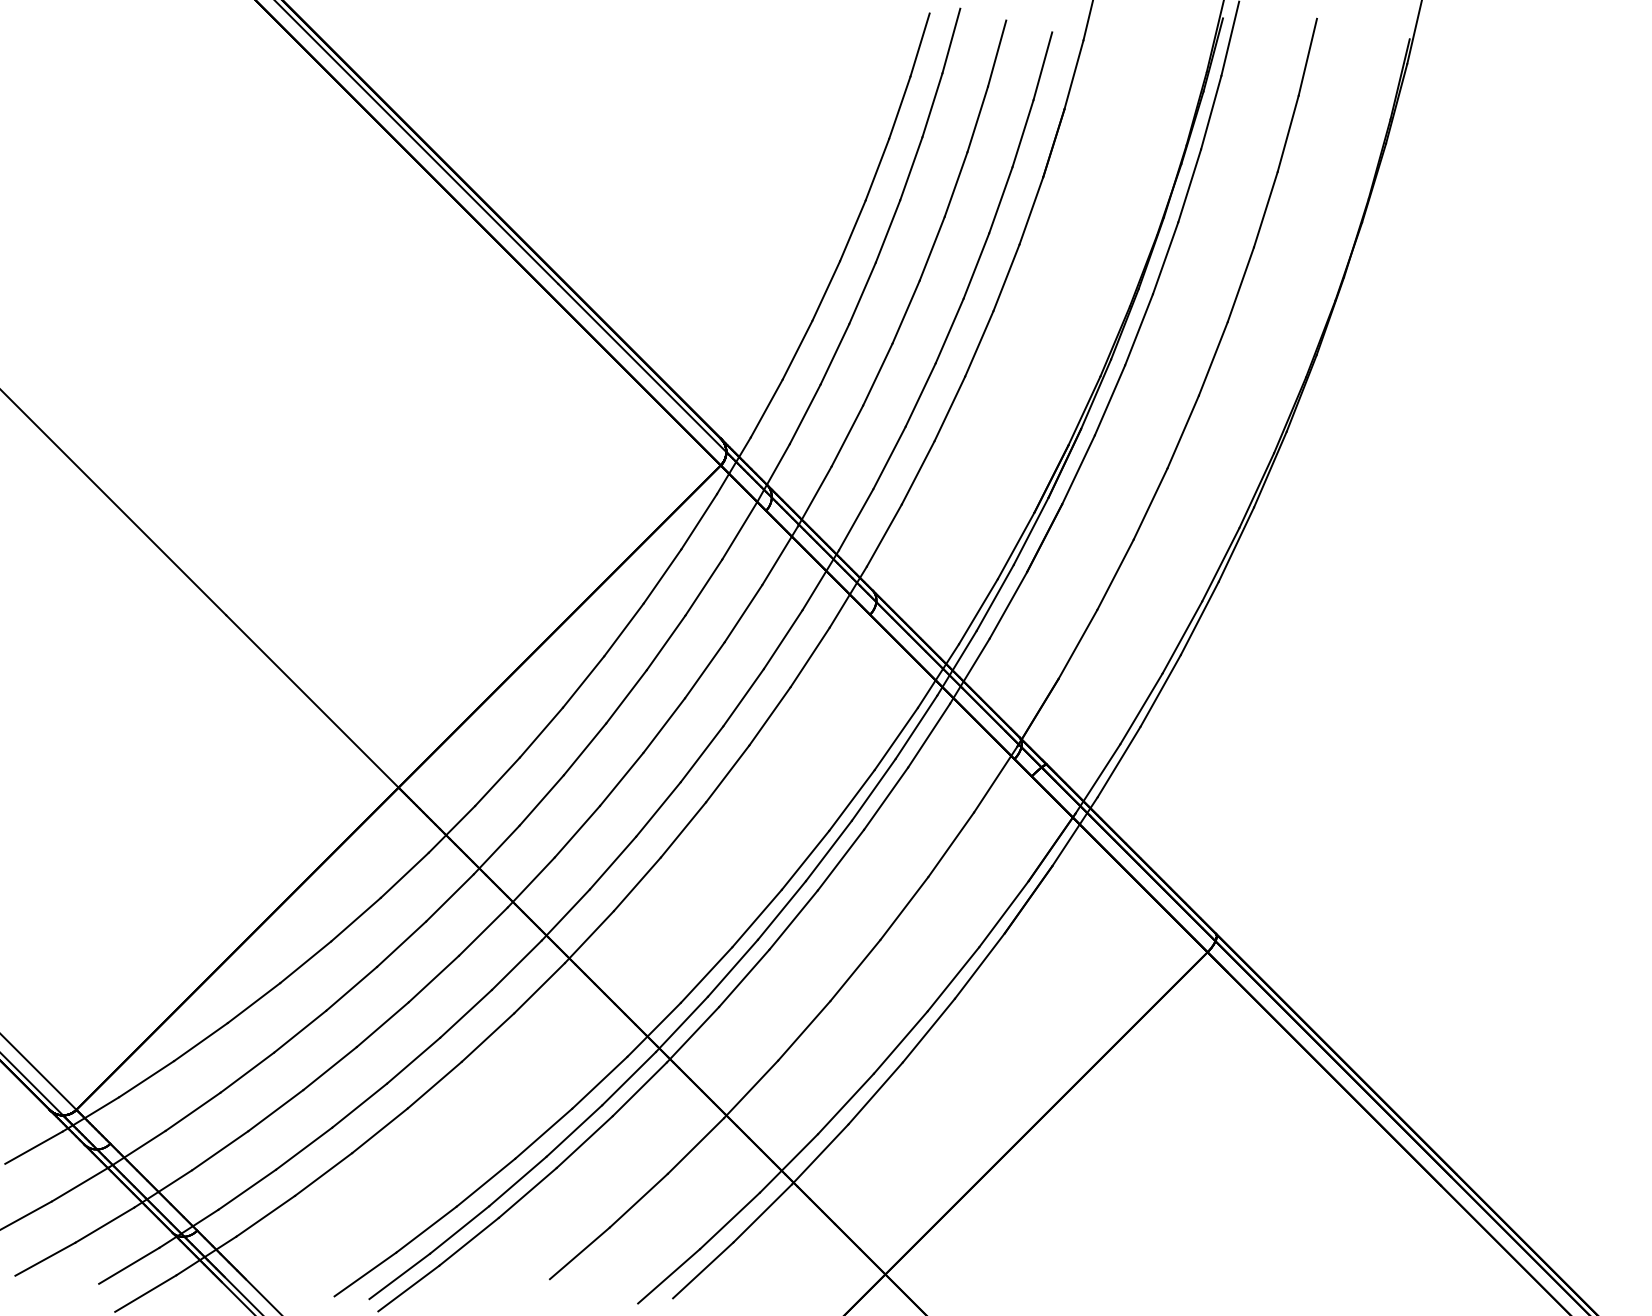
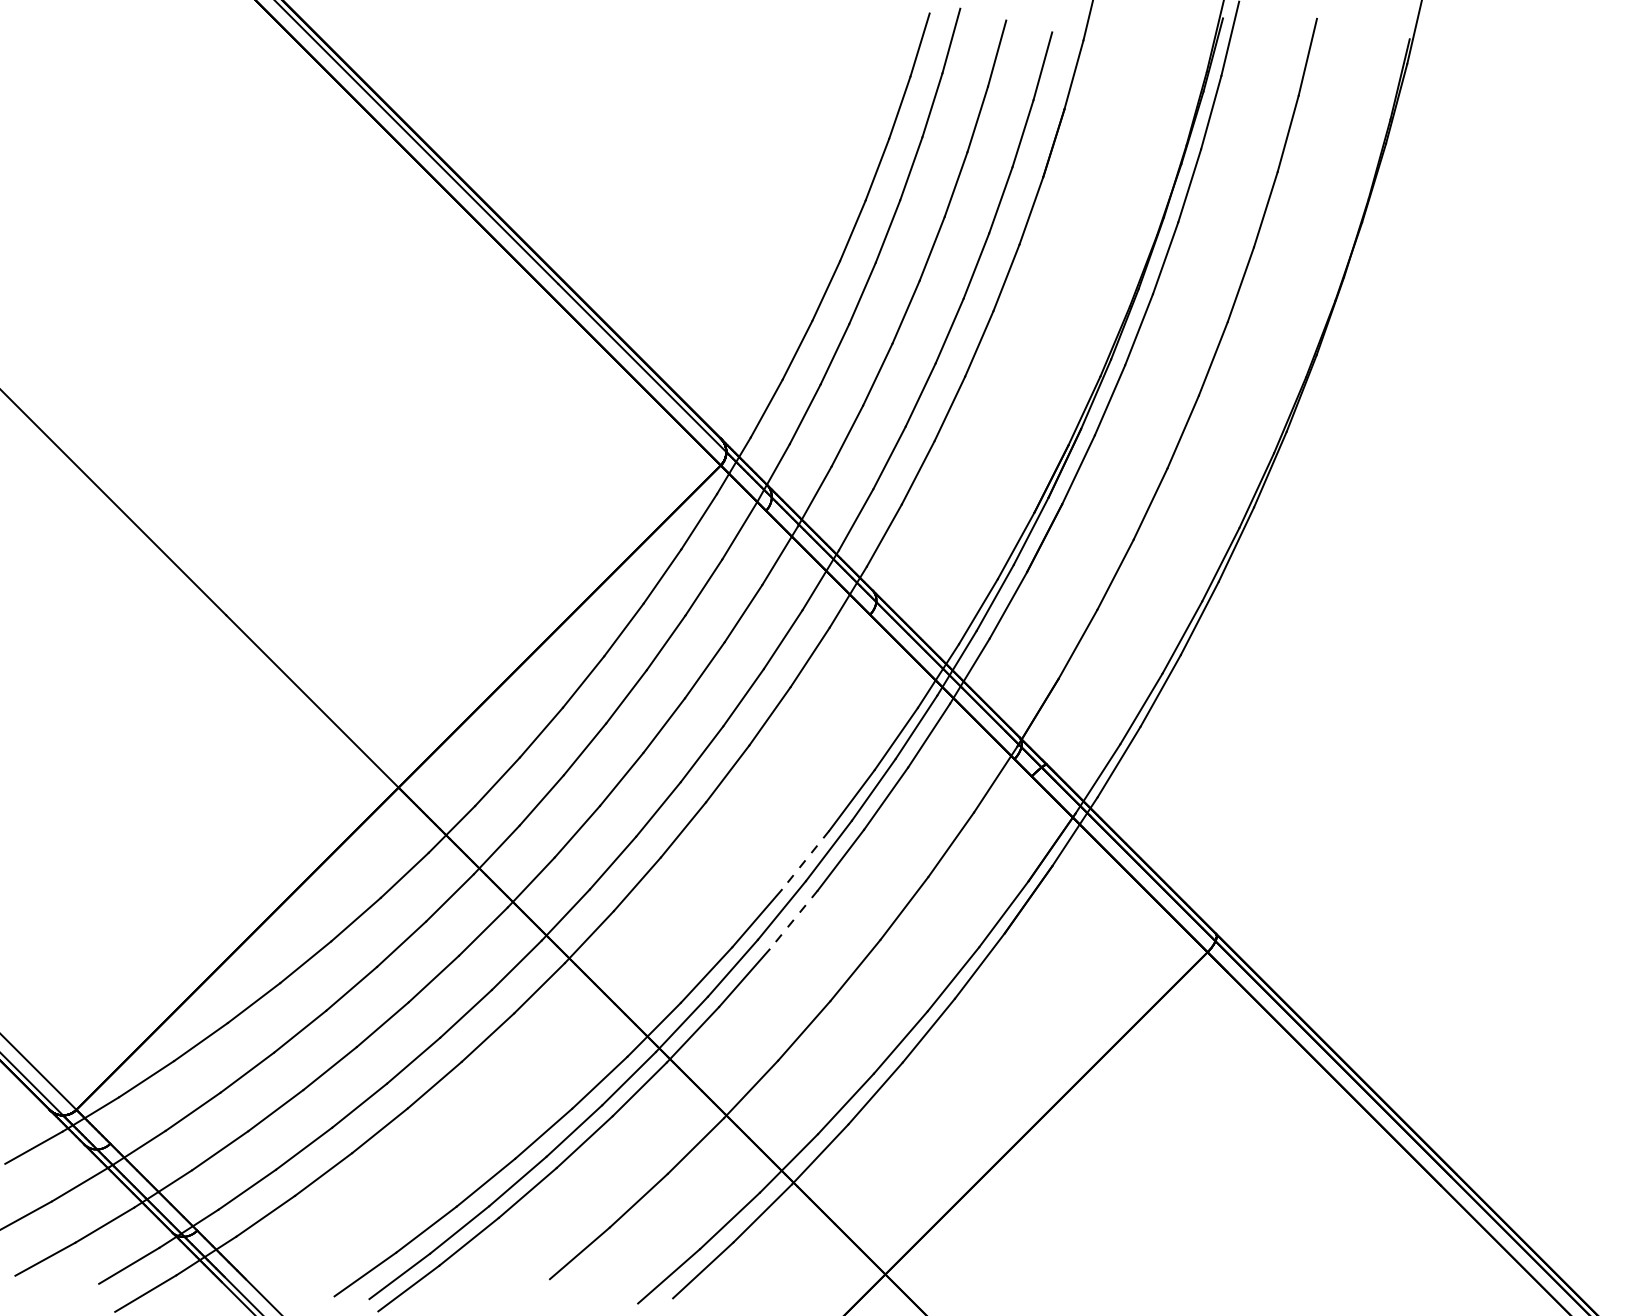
line: solid -> dashed (805, 860)
line: solid -> dashed (793, 920)
